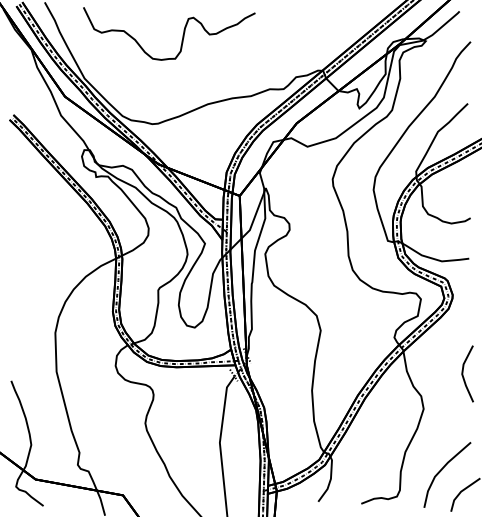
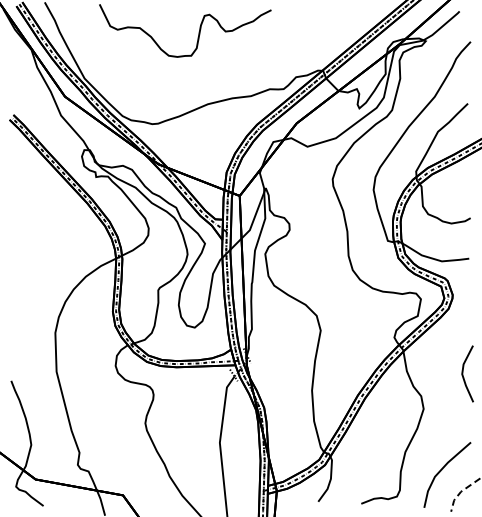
curve position: (182, 35) -> (198, 32) (198, 32)
line: solid -> dashed (461, 491)
